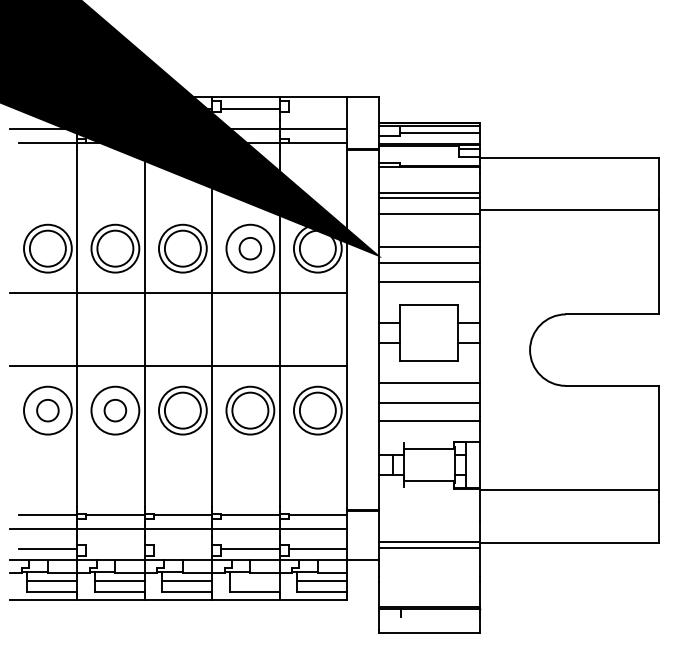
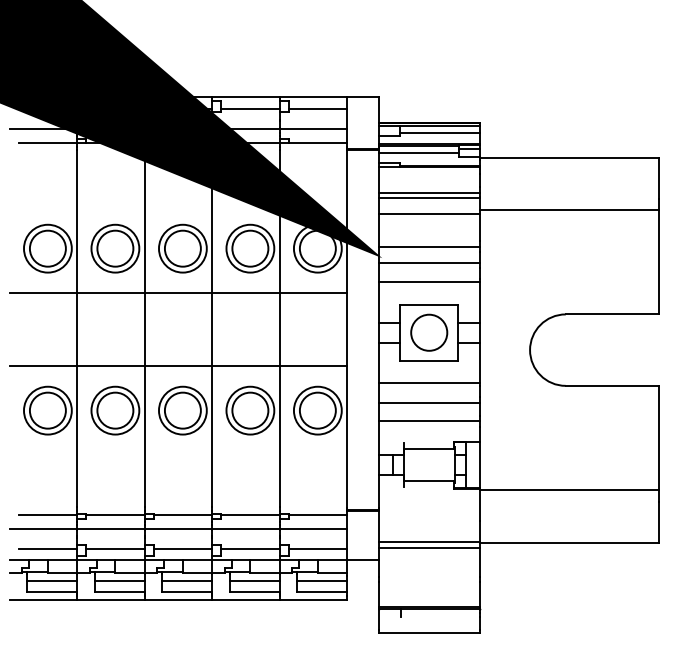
line: none -> present (317, 109)
line: none -> present (418, 153)
circle diameter: 22 px -> 36 px (250, 248)
circle: none -> present (429, 332)
circle diameter: 22 px -> 36 px (47, 410)
circle diameter: 22 px -> 36 px (115, 410)
line: none -> present (115, 548)
line: none -> present (182, 548)
line: none -> present (254, 581)
